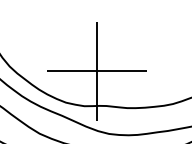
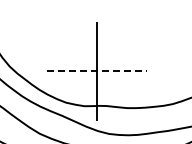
line: solid -> dashed (96, 71)
